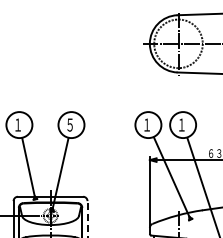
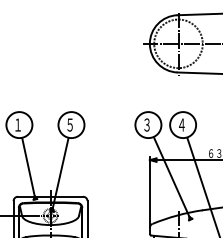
text: １ -> ３ (146, 124)
text: １ -> ４ (181, 124)
line: dashed -> solid (87, 219)
